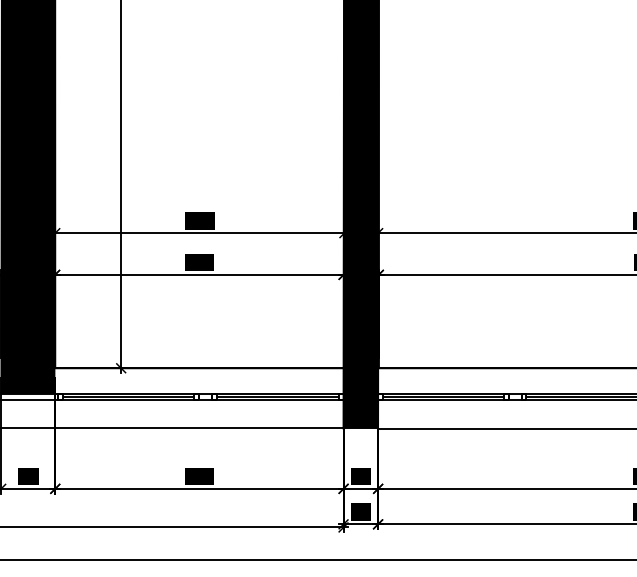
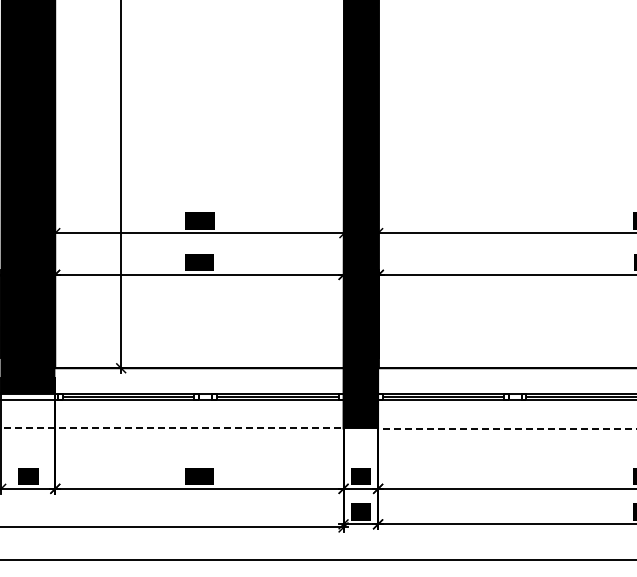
line: solid -> dashed (172, 428)
line: solid -> dashed (506, 429)
